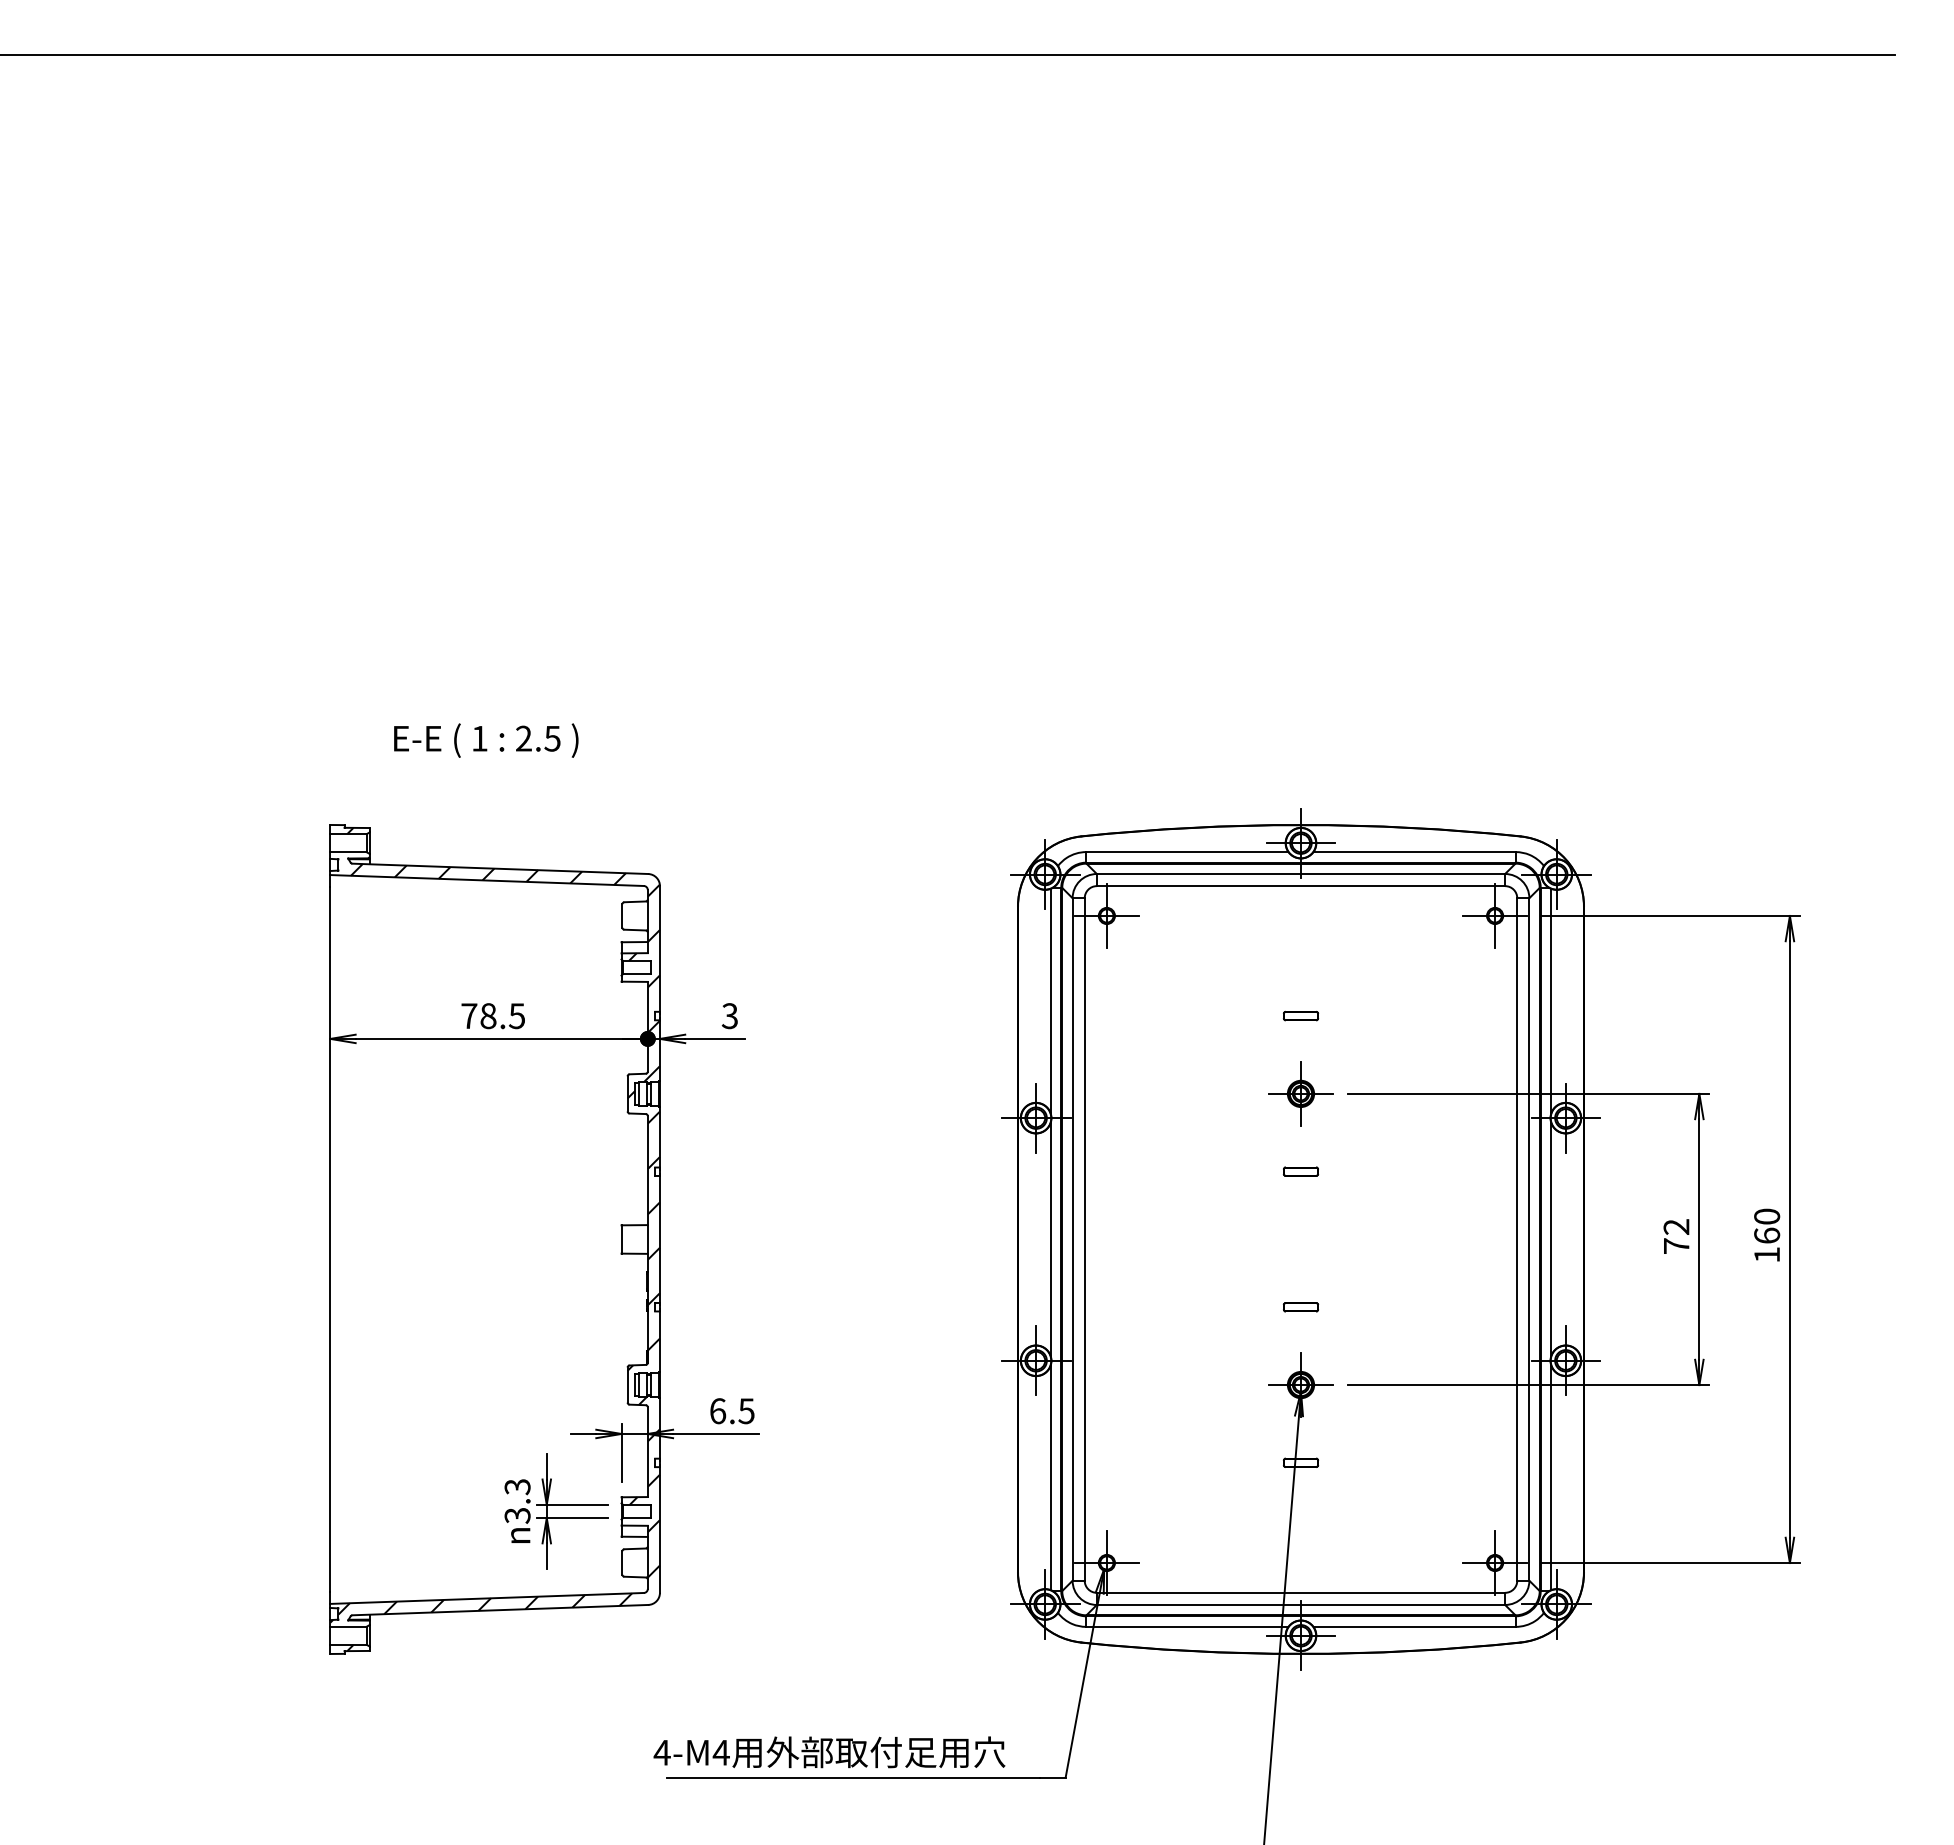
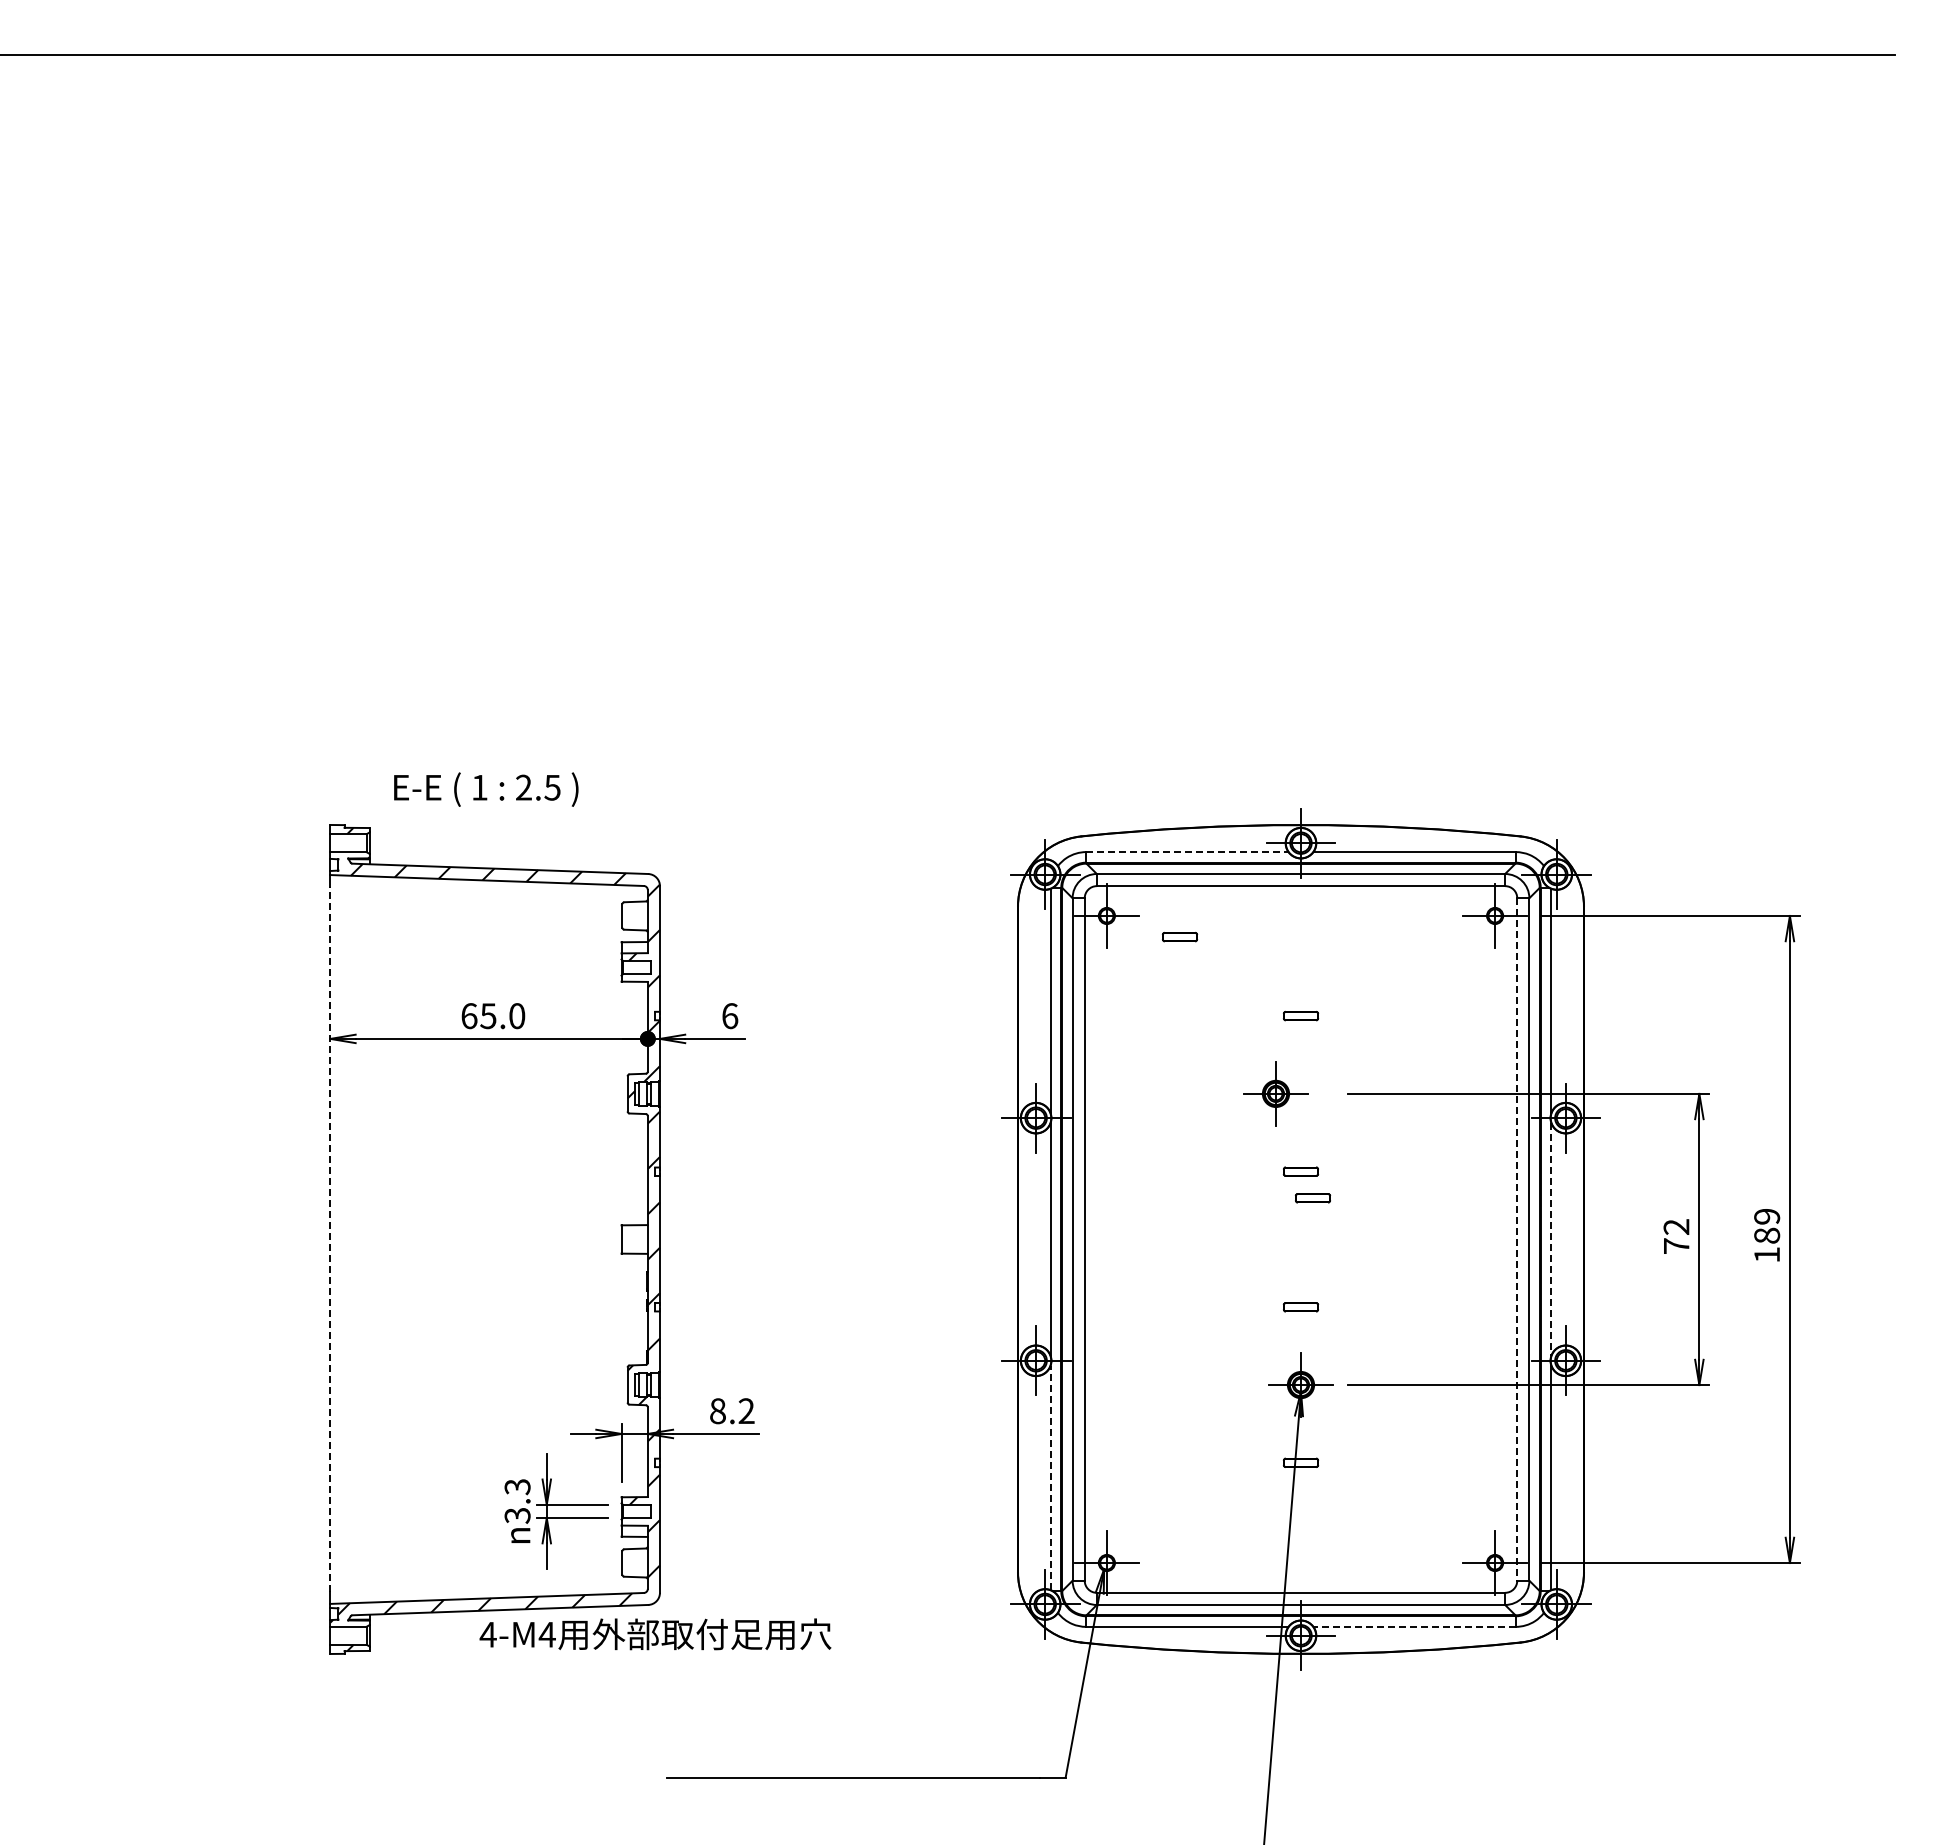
text position: (486, 740) -> (486, 789) (486, 789)
line: solid -> dashed (1187, 852)
part: none -> present (1180, 937)
text: 78.5 -> 65.0 (493, 1016)
text: 3 -> 6 (729, 1016)
part position: (1300, 1093) -> (1275, 1093) (1275, 1093)
part: none -> present (1313, 1198)
text: 160 -> 189 (1767, 1225)
line: solid -> dashed (330, 1238)
line: solid -> dashed (1517, 1239)
line: solid -> dashed (1551, 1239)
text: 6.5 -> 8.2 (732, 1411)
line: solid -> dashed (1050, 1477)
line: solid -> dashed (1414, 1626)
text position: (829, 1752) -> (655, 1634) (655, 1634)
